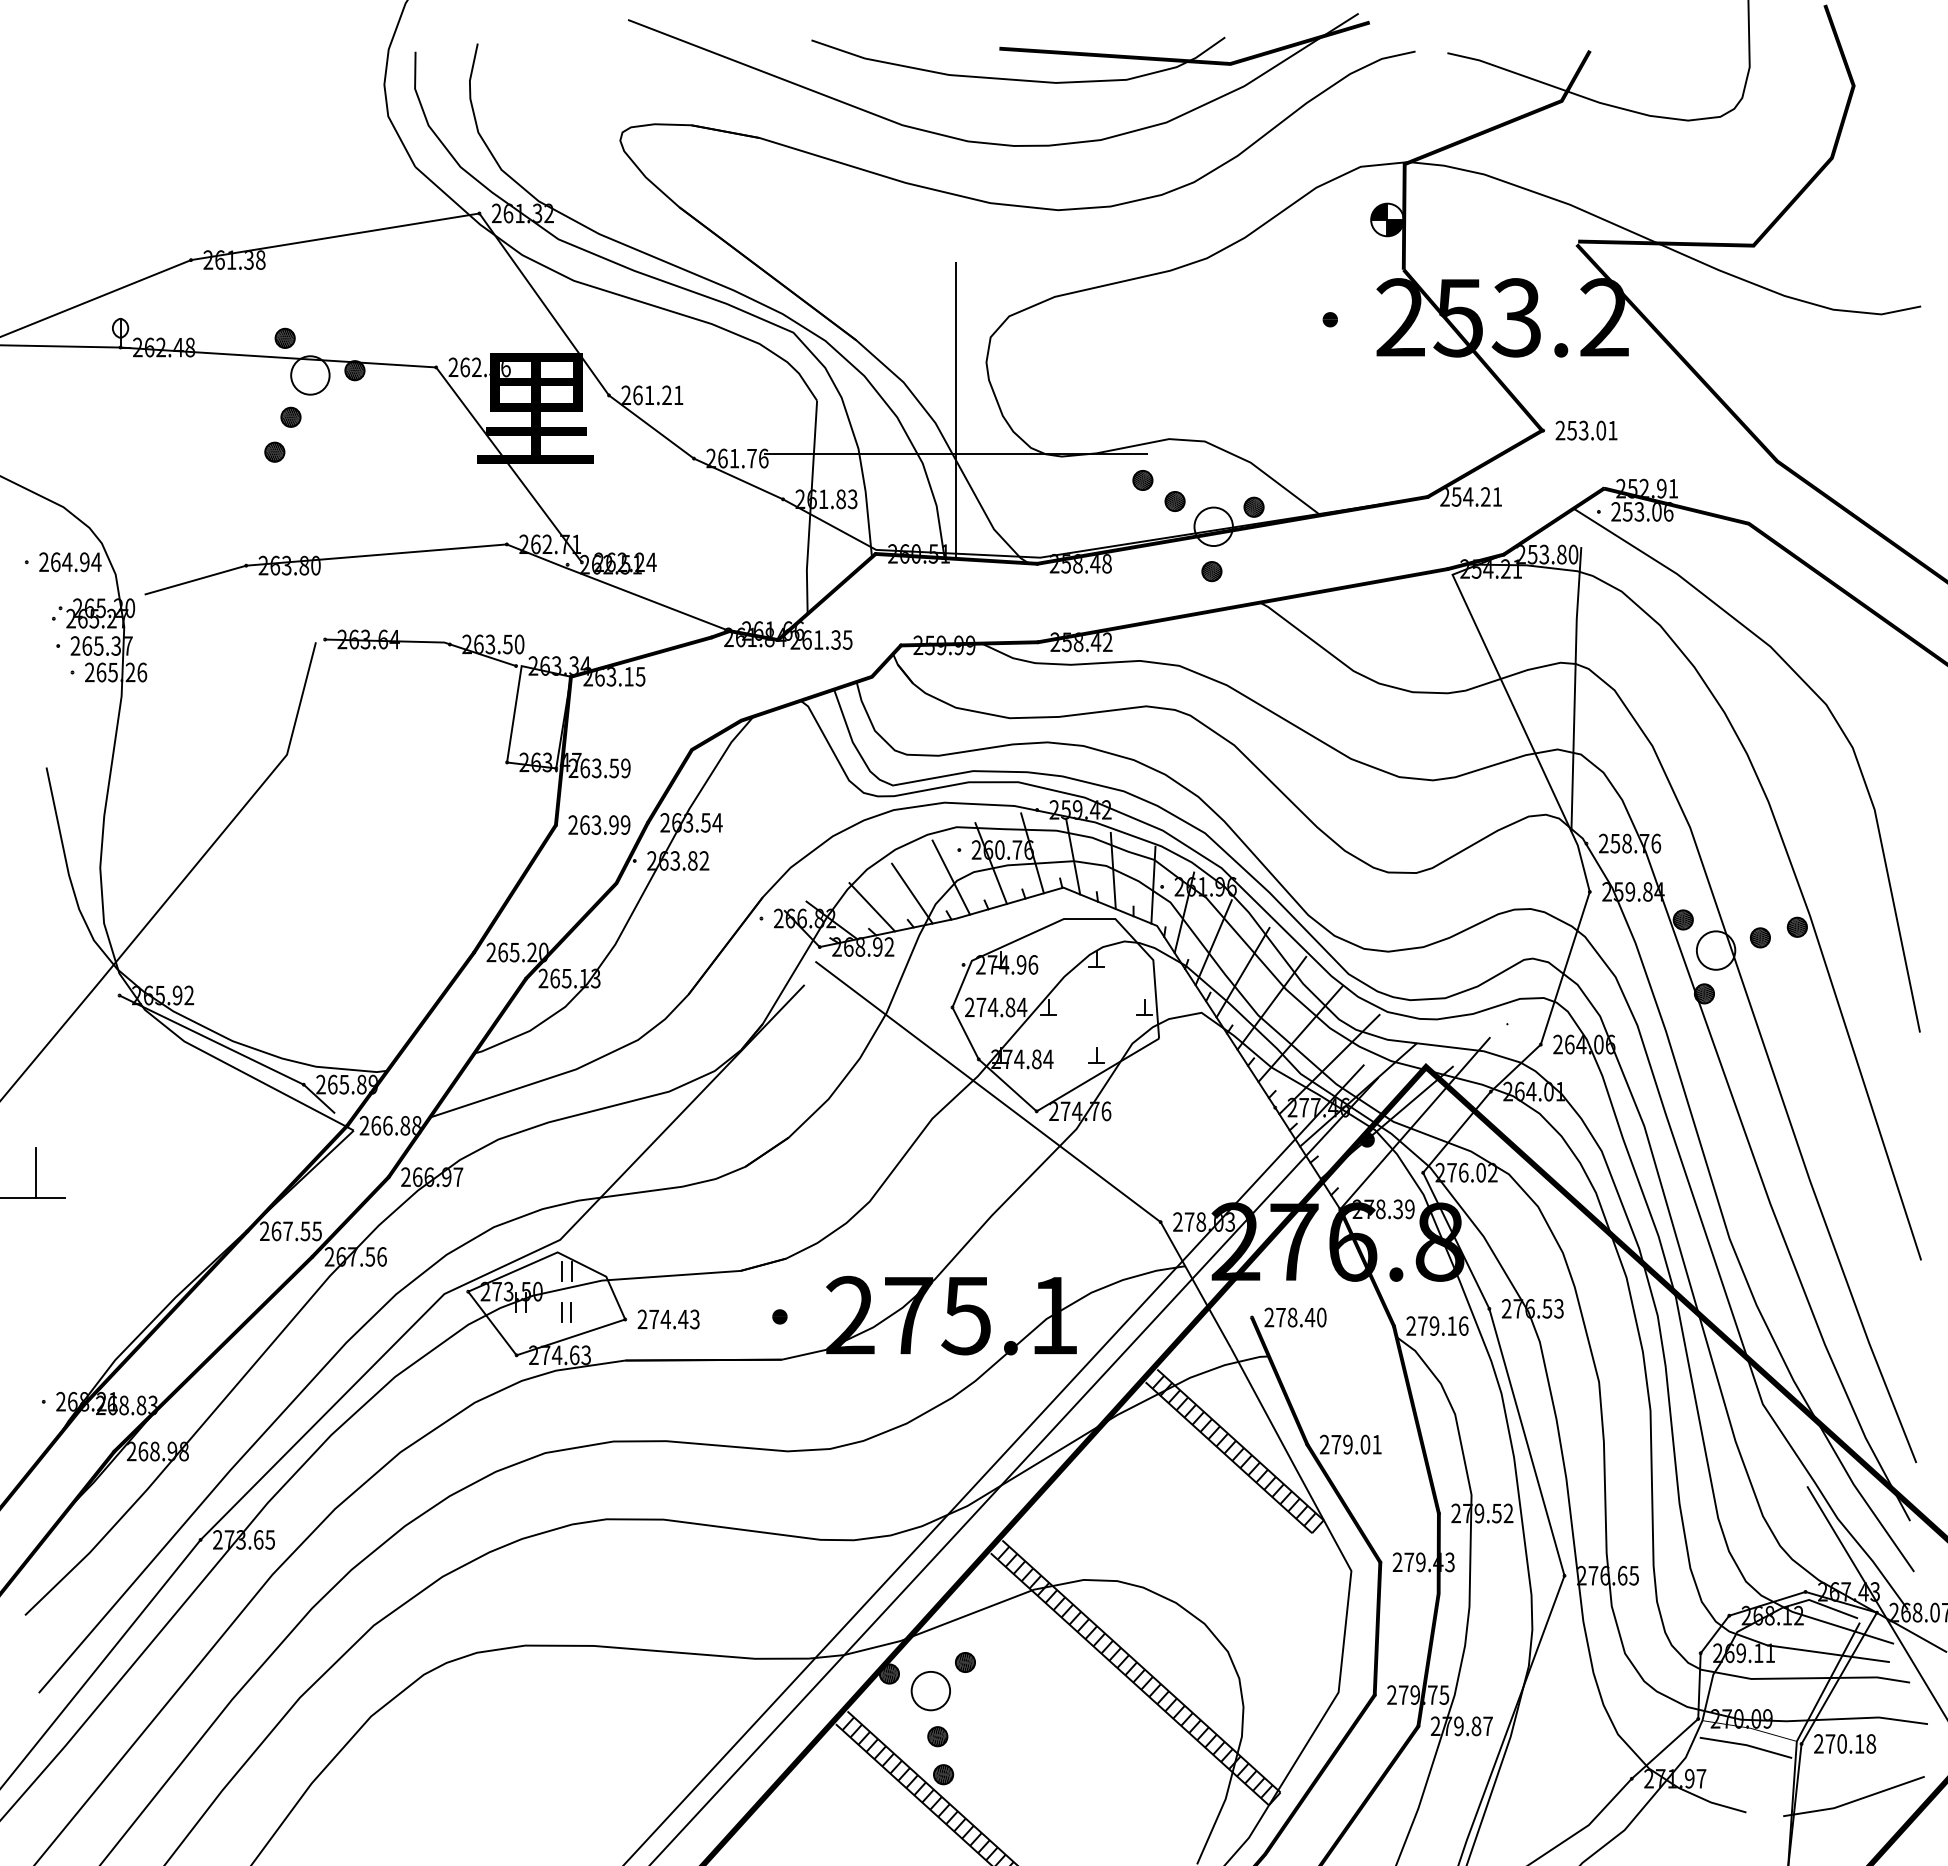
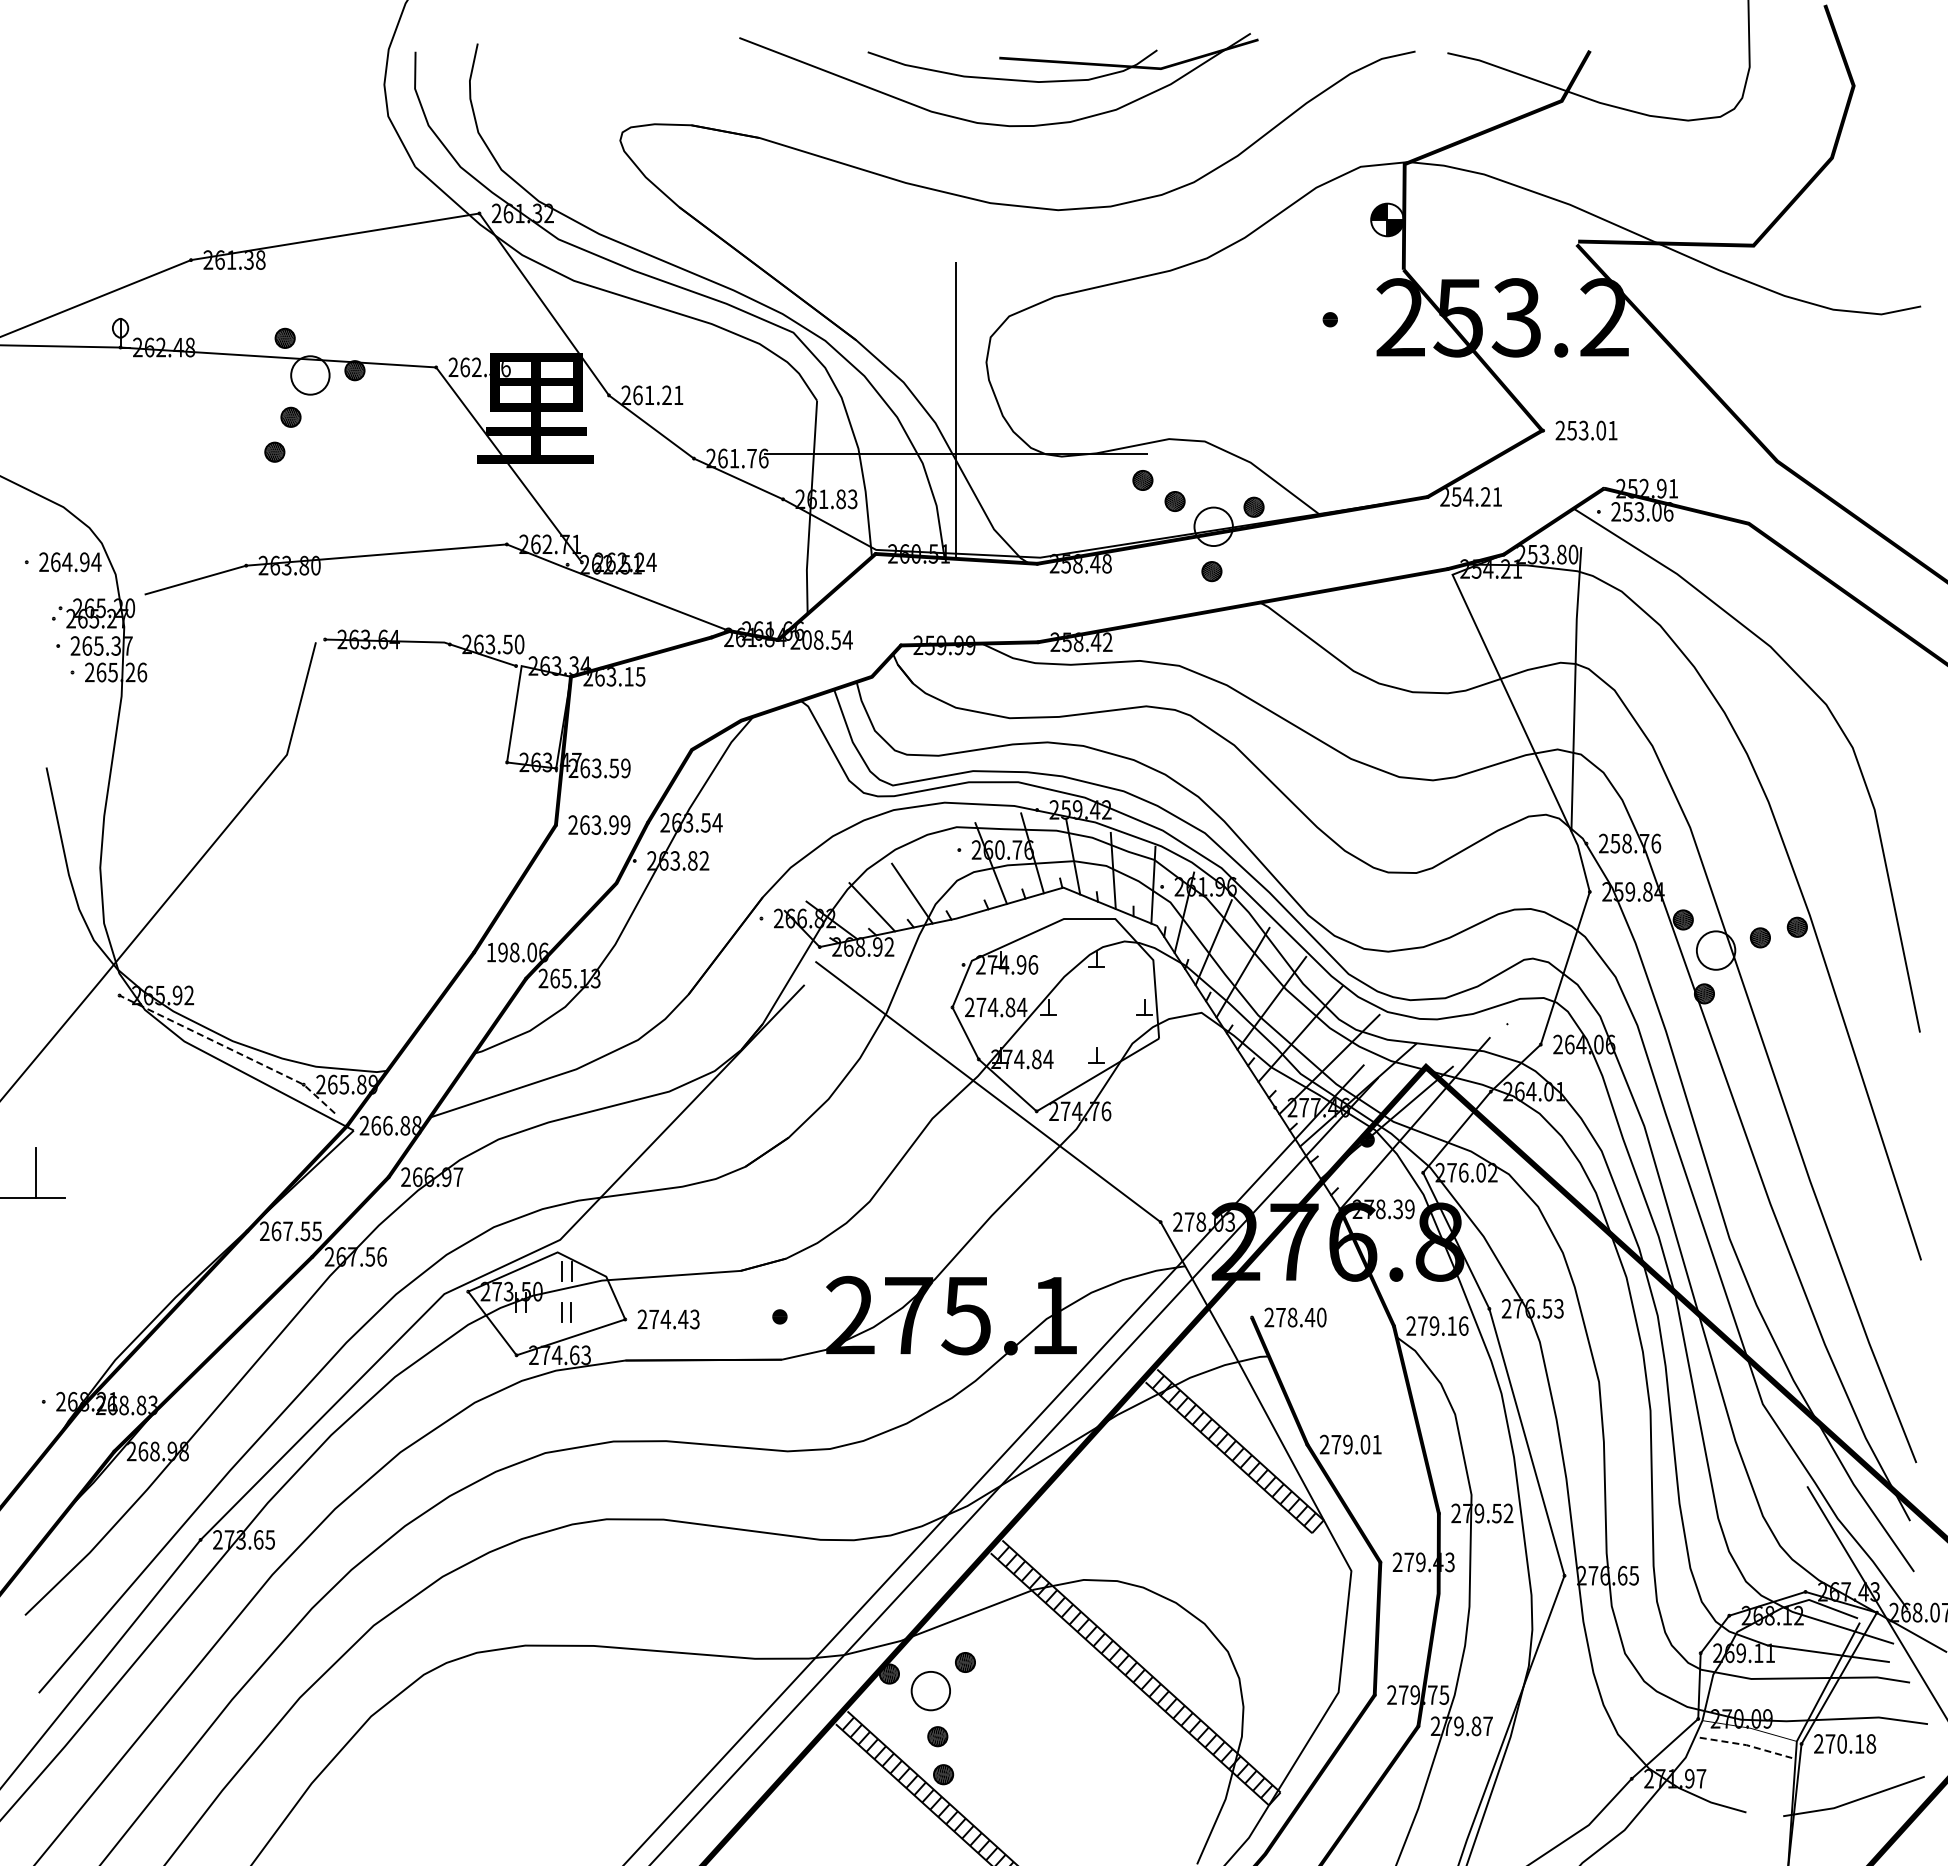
part size: 742x134 px -> 520x95 px (998, 80)
text: 261.35 -> 208.54 (827, 639)
line: present -> none (951, 877)
text: 265.20 -> 198.06 (517, 952)
line: solid -> dashed (230, 1049)
line: solid -> dashed (1746, 1745)
